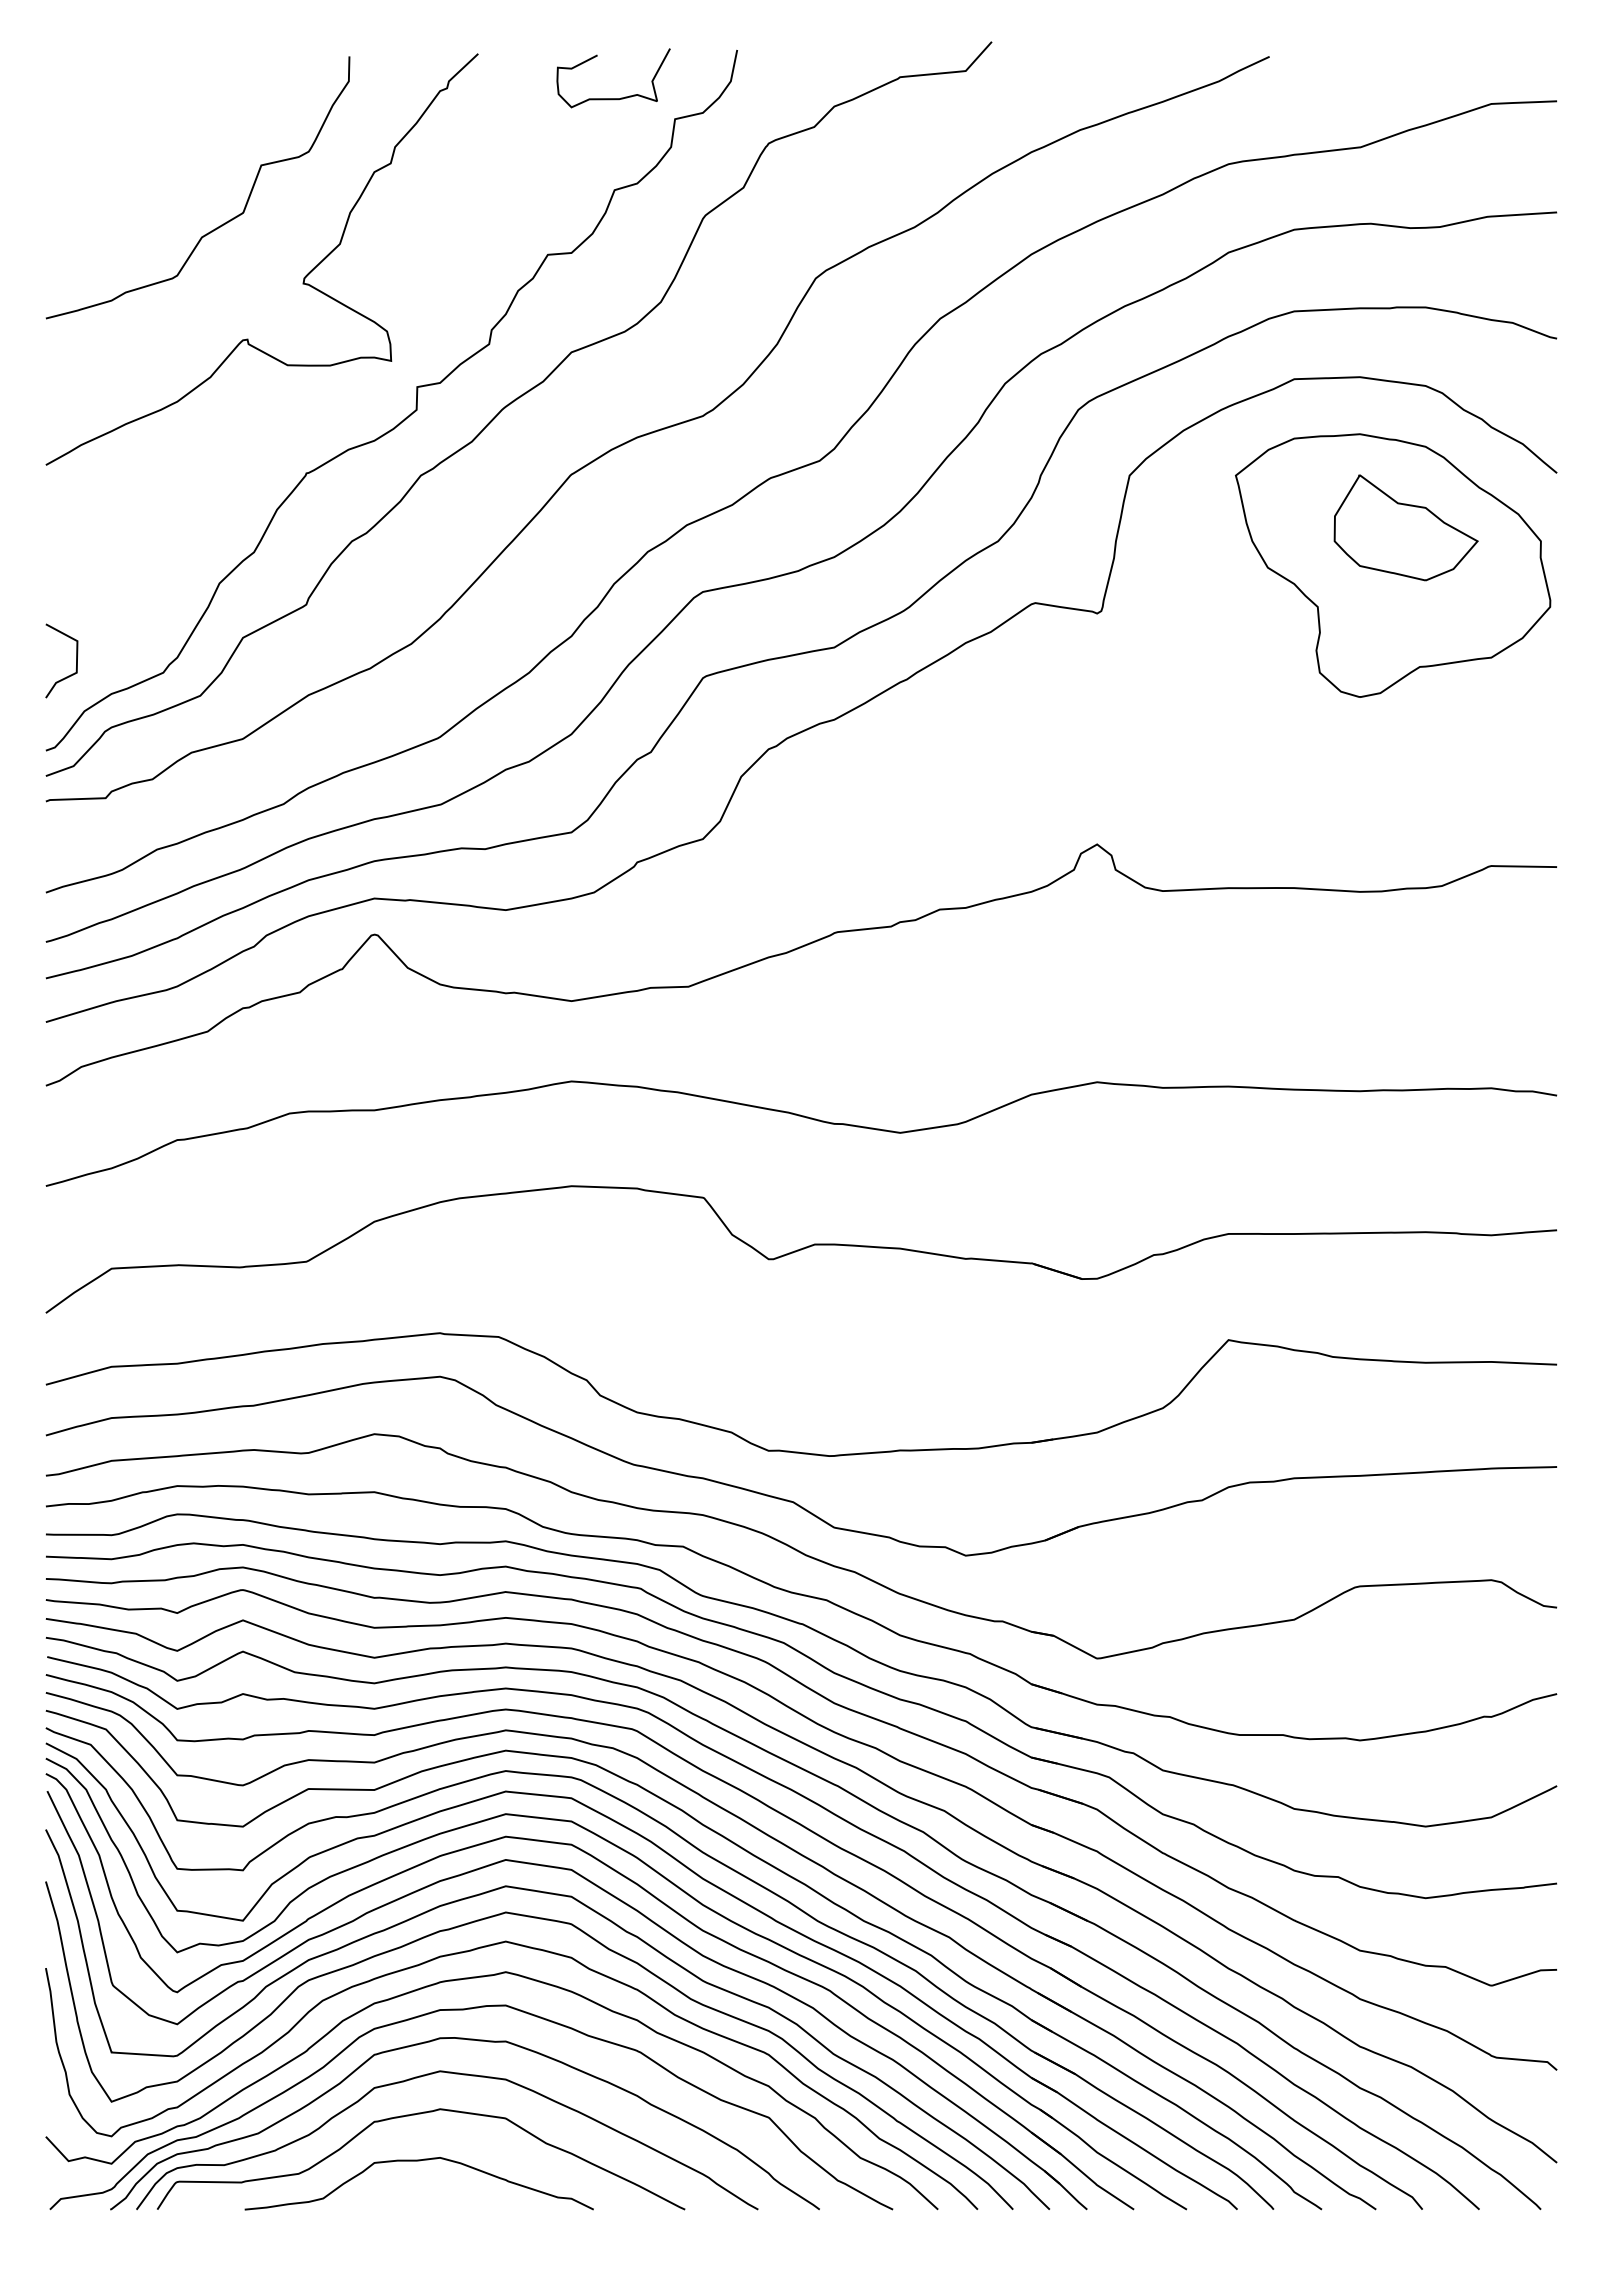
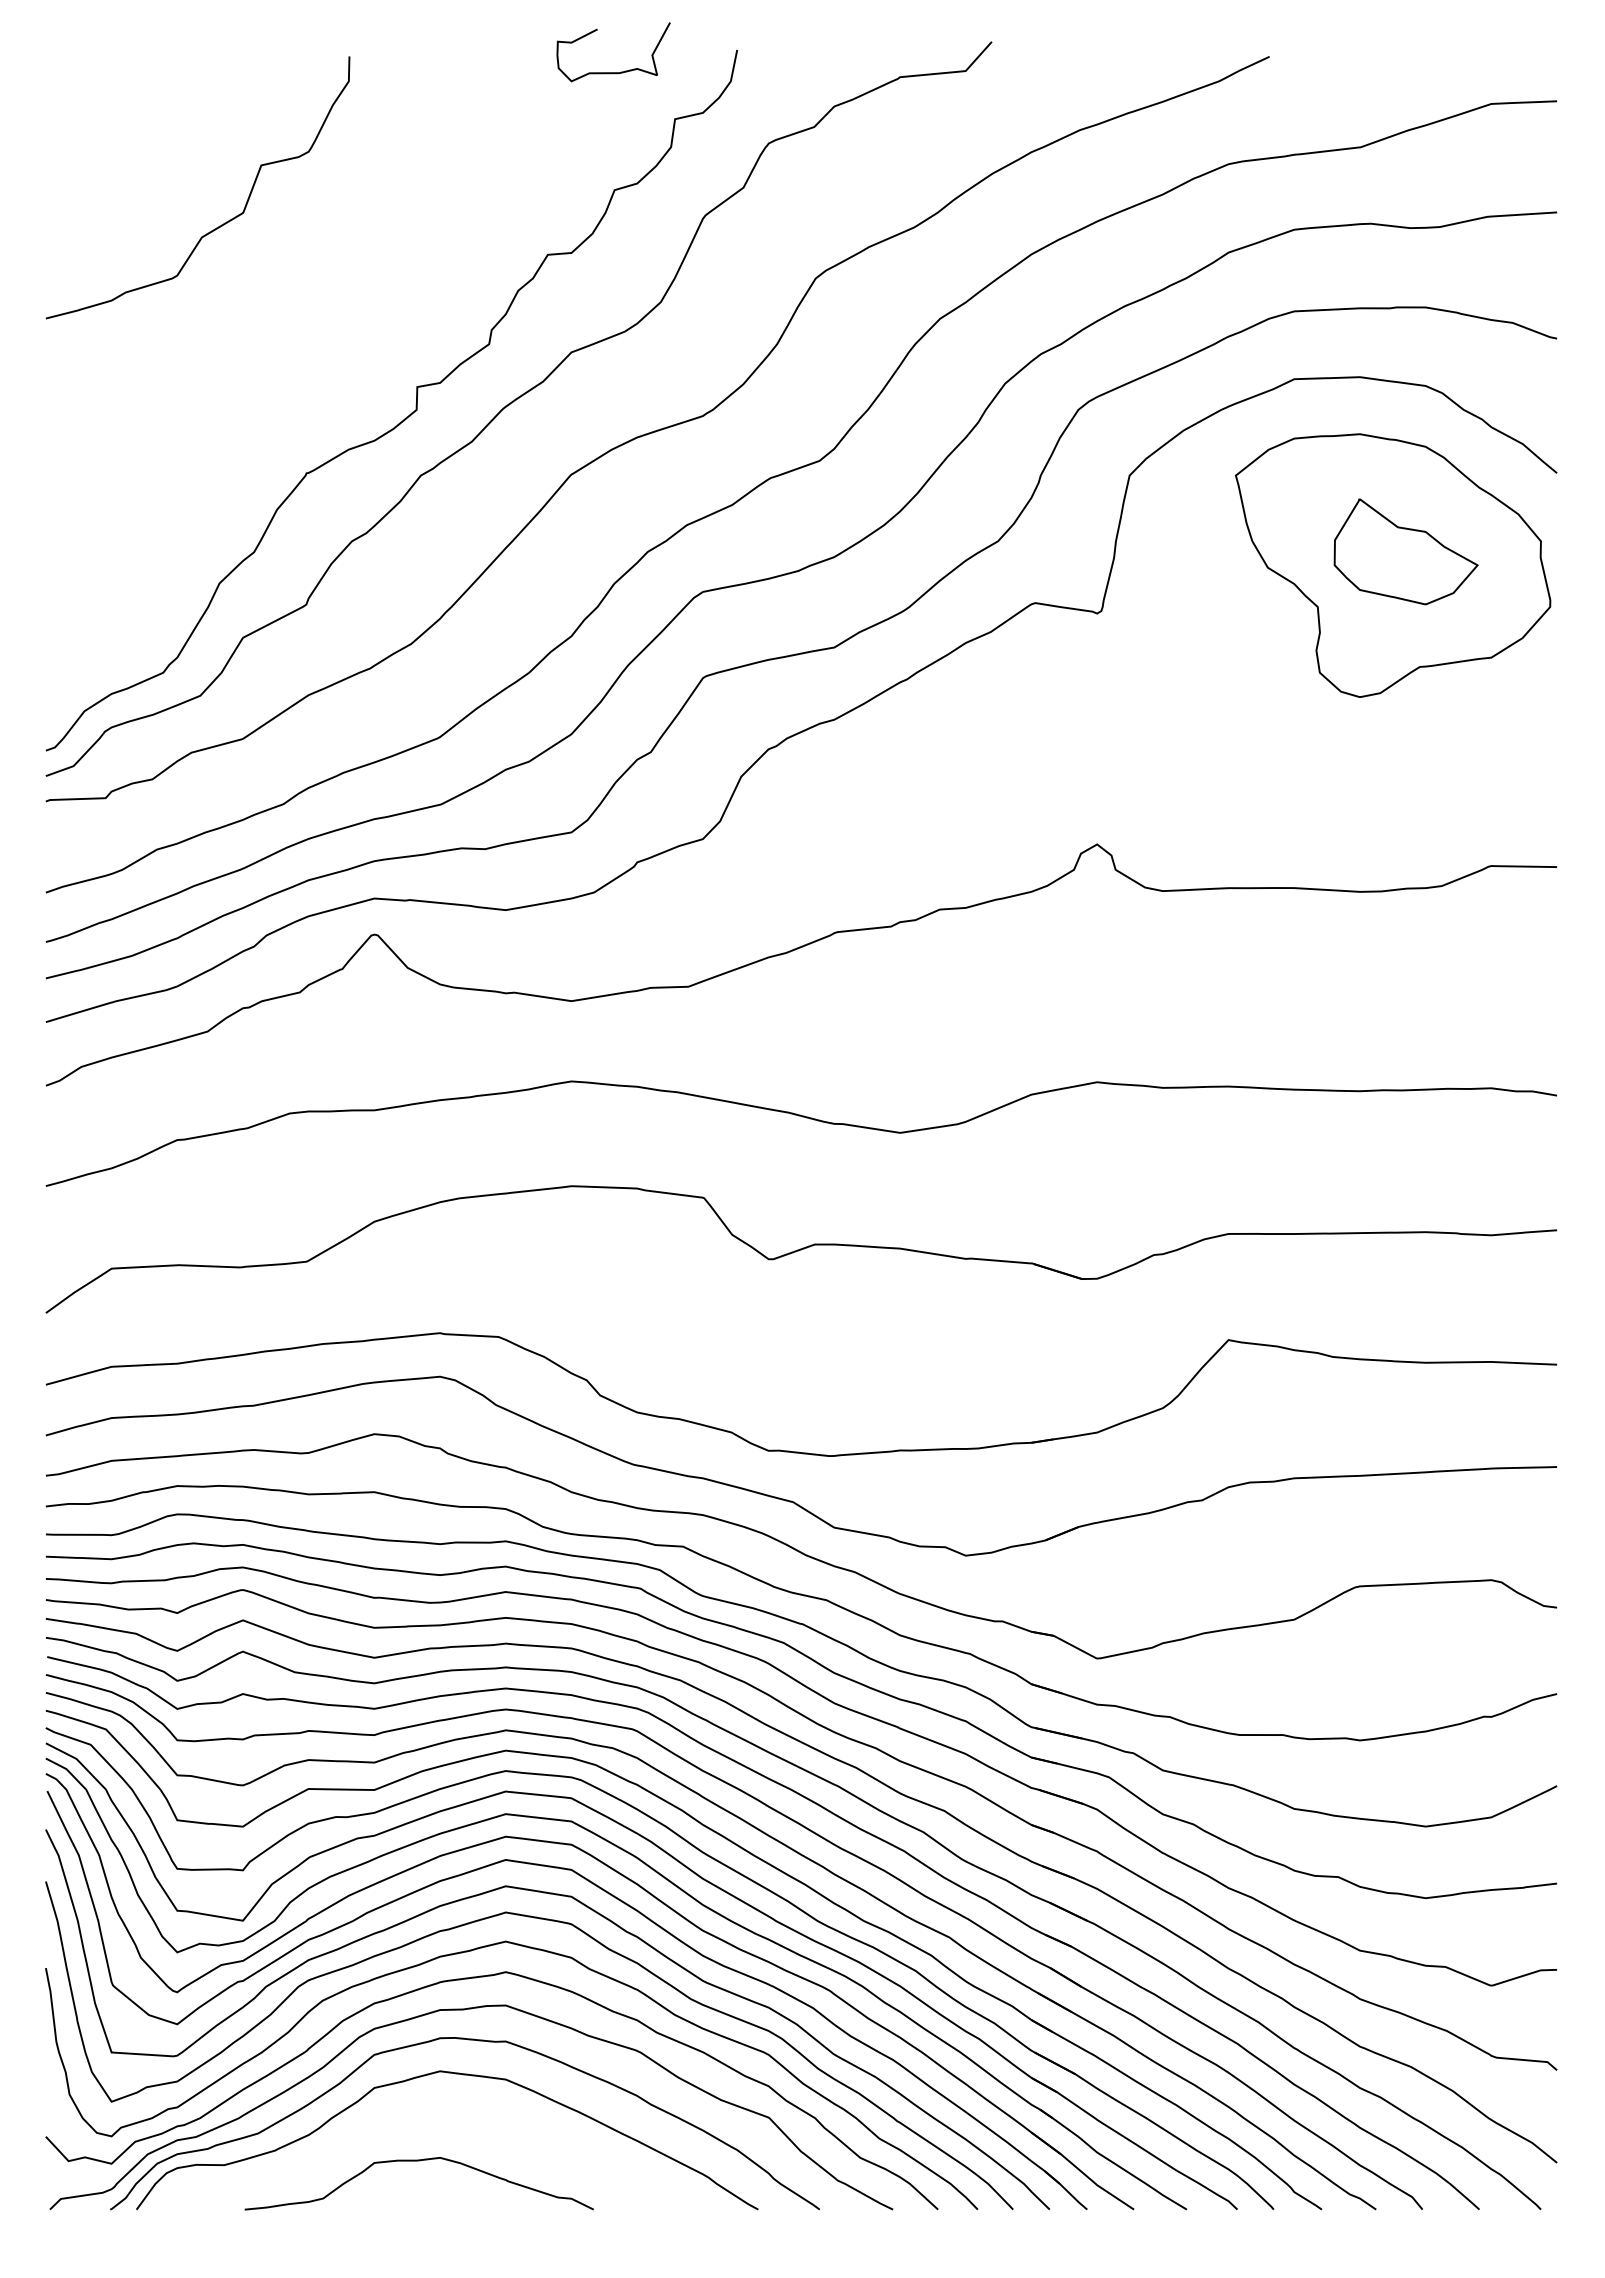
curve position: (613, 98) -> (613, 72) (613, 72)
curve: present -> none (303, 277)
part position: (1405, 527) -> (1405, 551) (1405, 551)
line: present -> none (76, 660)
curve: present -> none (415, 2115)
